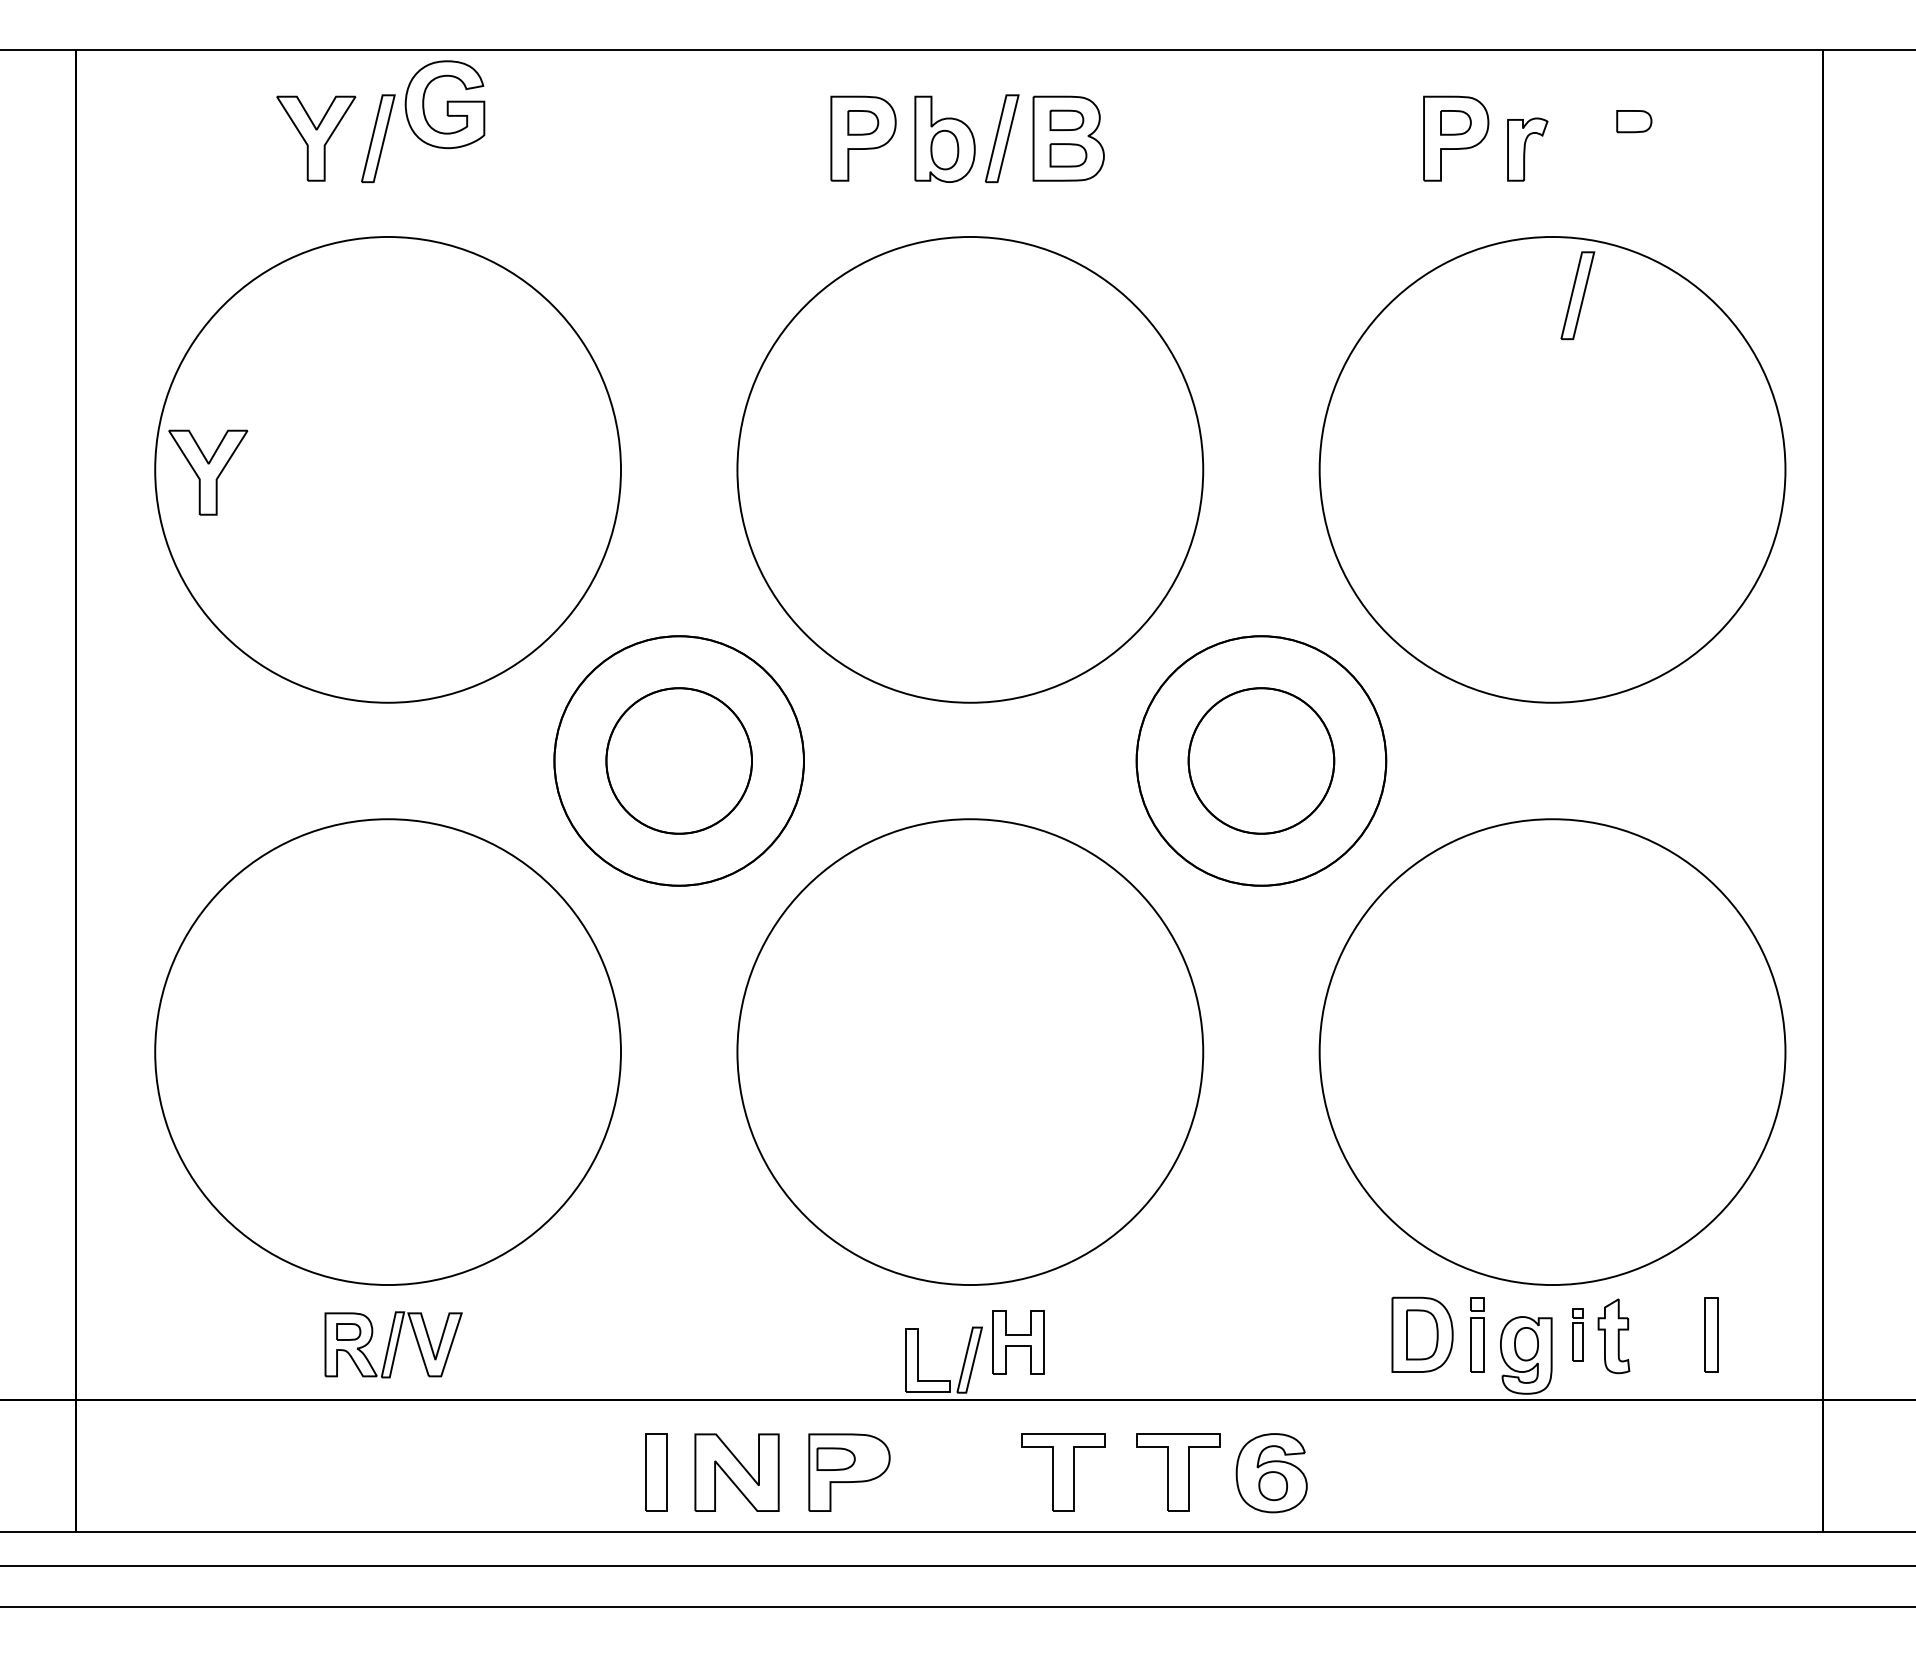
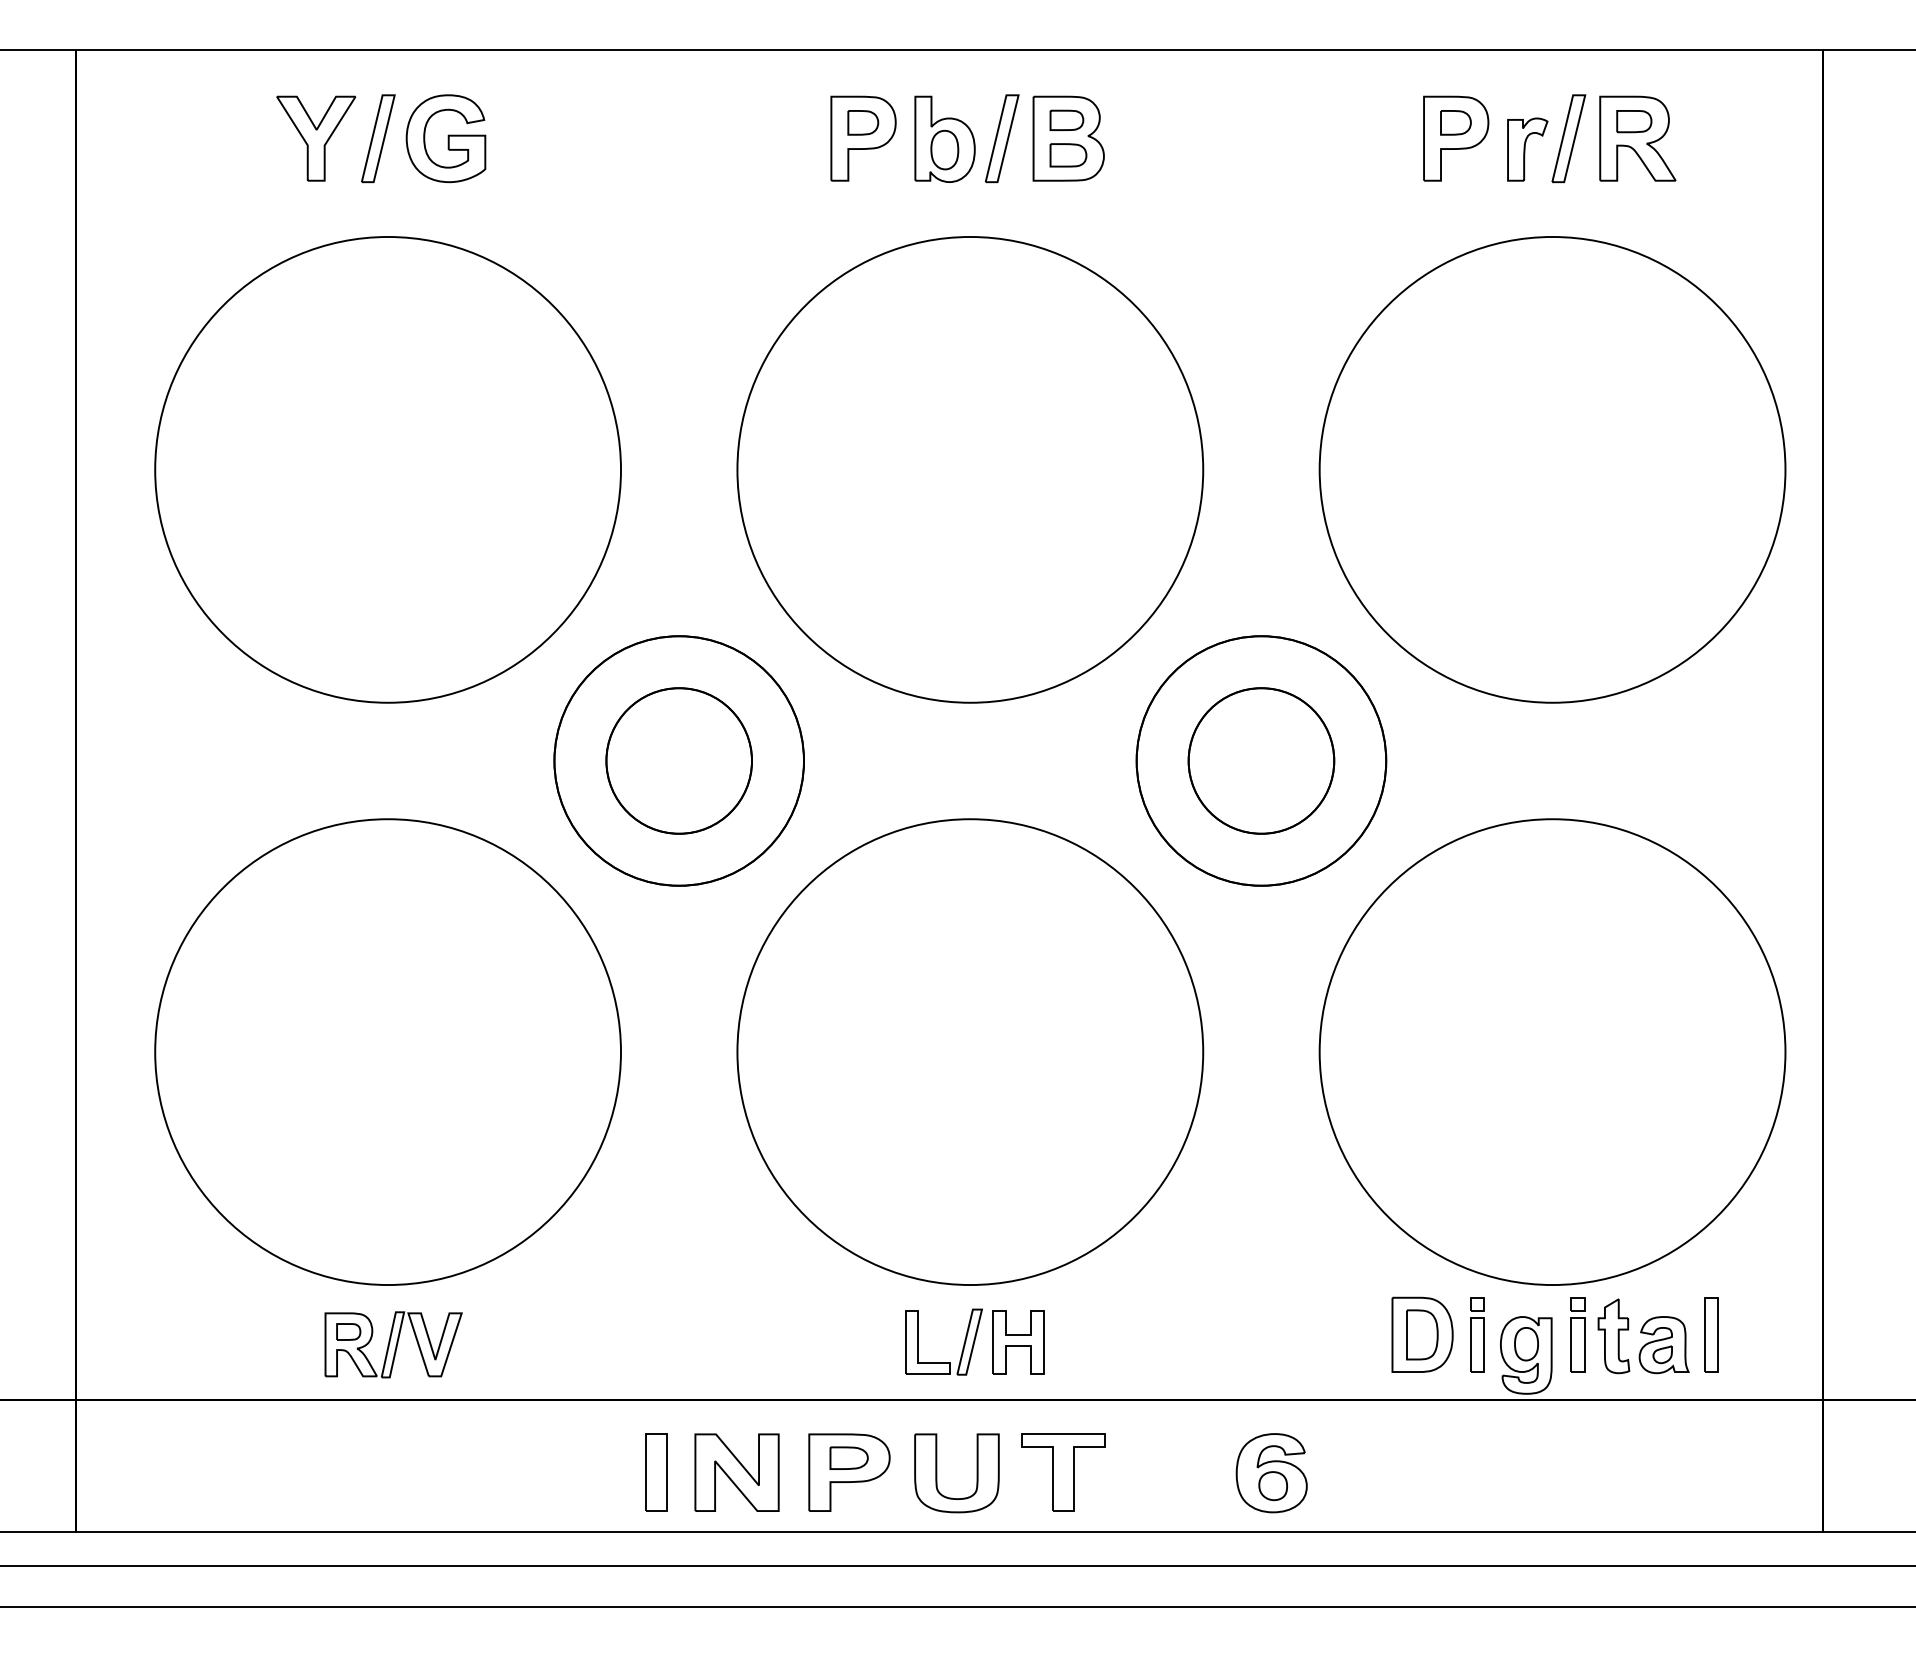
part position: (444, 104) -> (445, 138) (445, 138)
part: none -> present (1637, 138)
part position: (1577, 295) -> (1568, 138) (1568, 138)
part: present -> none (208, 472)
part size: 12x54 px -> 16x76 px (1577, 1334)
part: none -> present (1663, 1345)
part position: (962, 1365) -> (962, 1347) (962, 1347)
part position: (835, 1458) -> (848, 1457) (848, 1457)
part: present -> none (1178, 1472)
part: none -> present (937, 1473)
